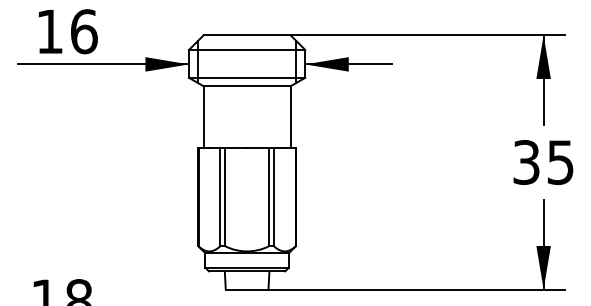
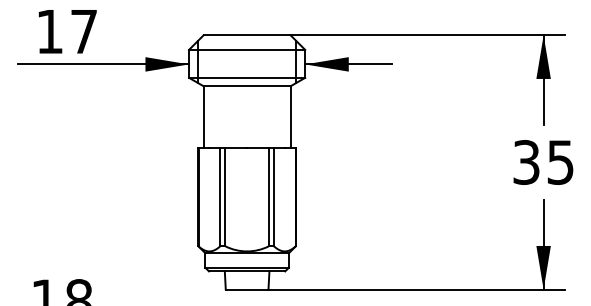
text: 16 -> 17 (84, 31)
